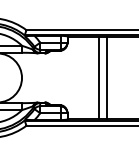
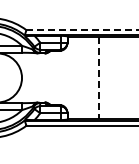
line: solid -> dashed (82, 30)
line: present -> none (106, 77)
line: solid -> dashed (99, 78)
